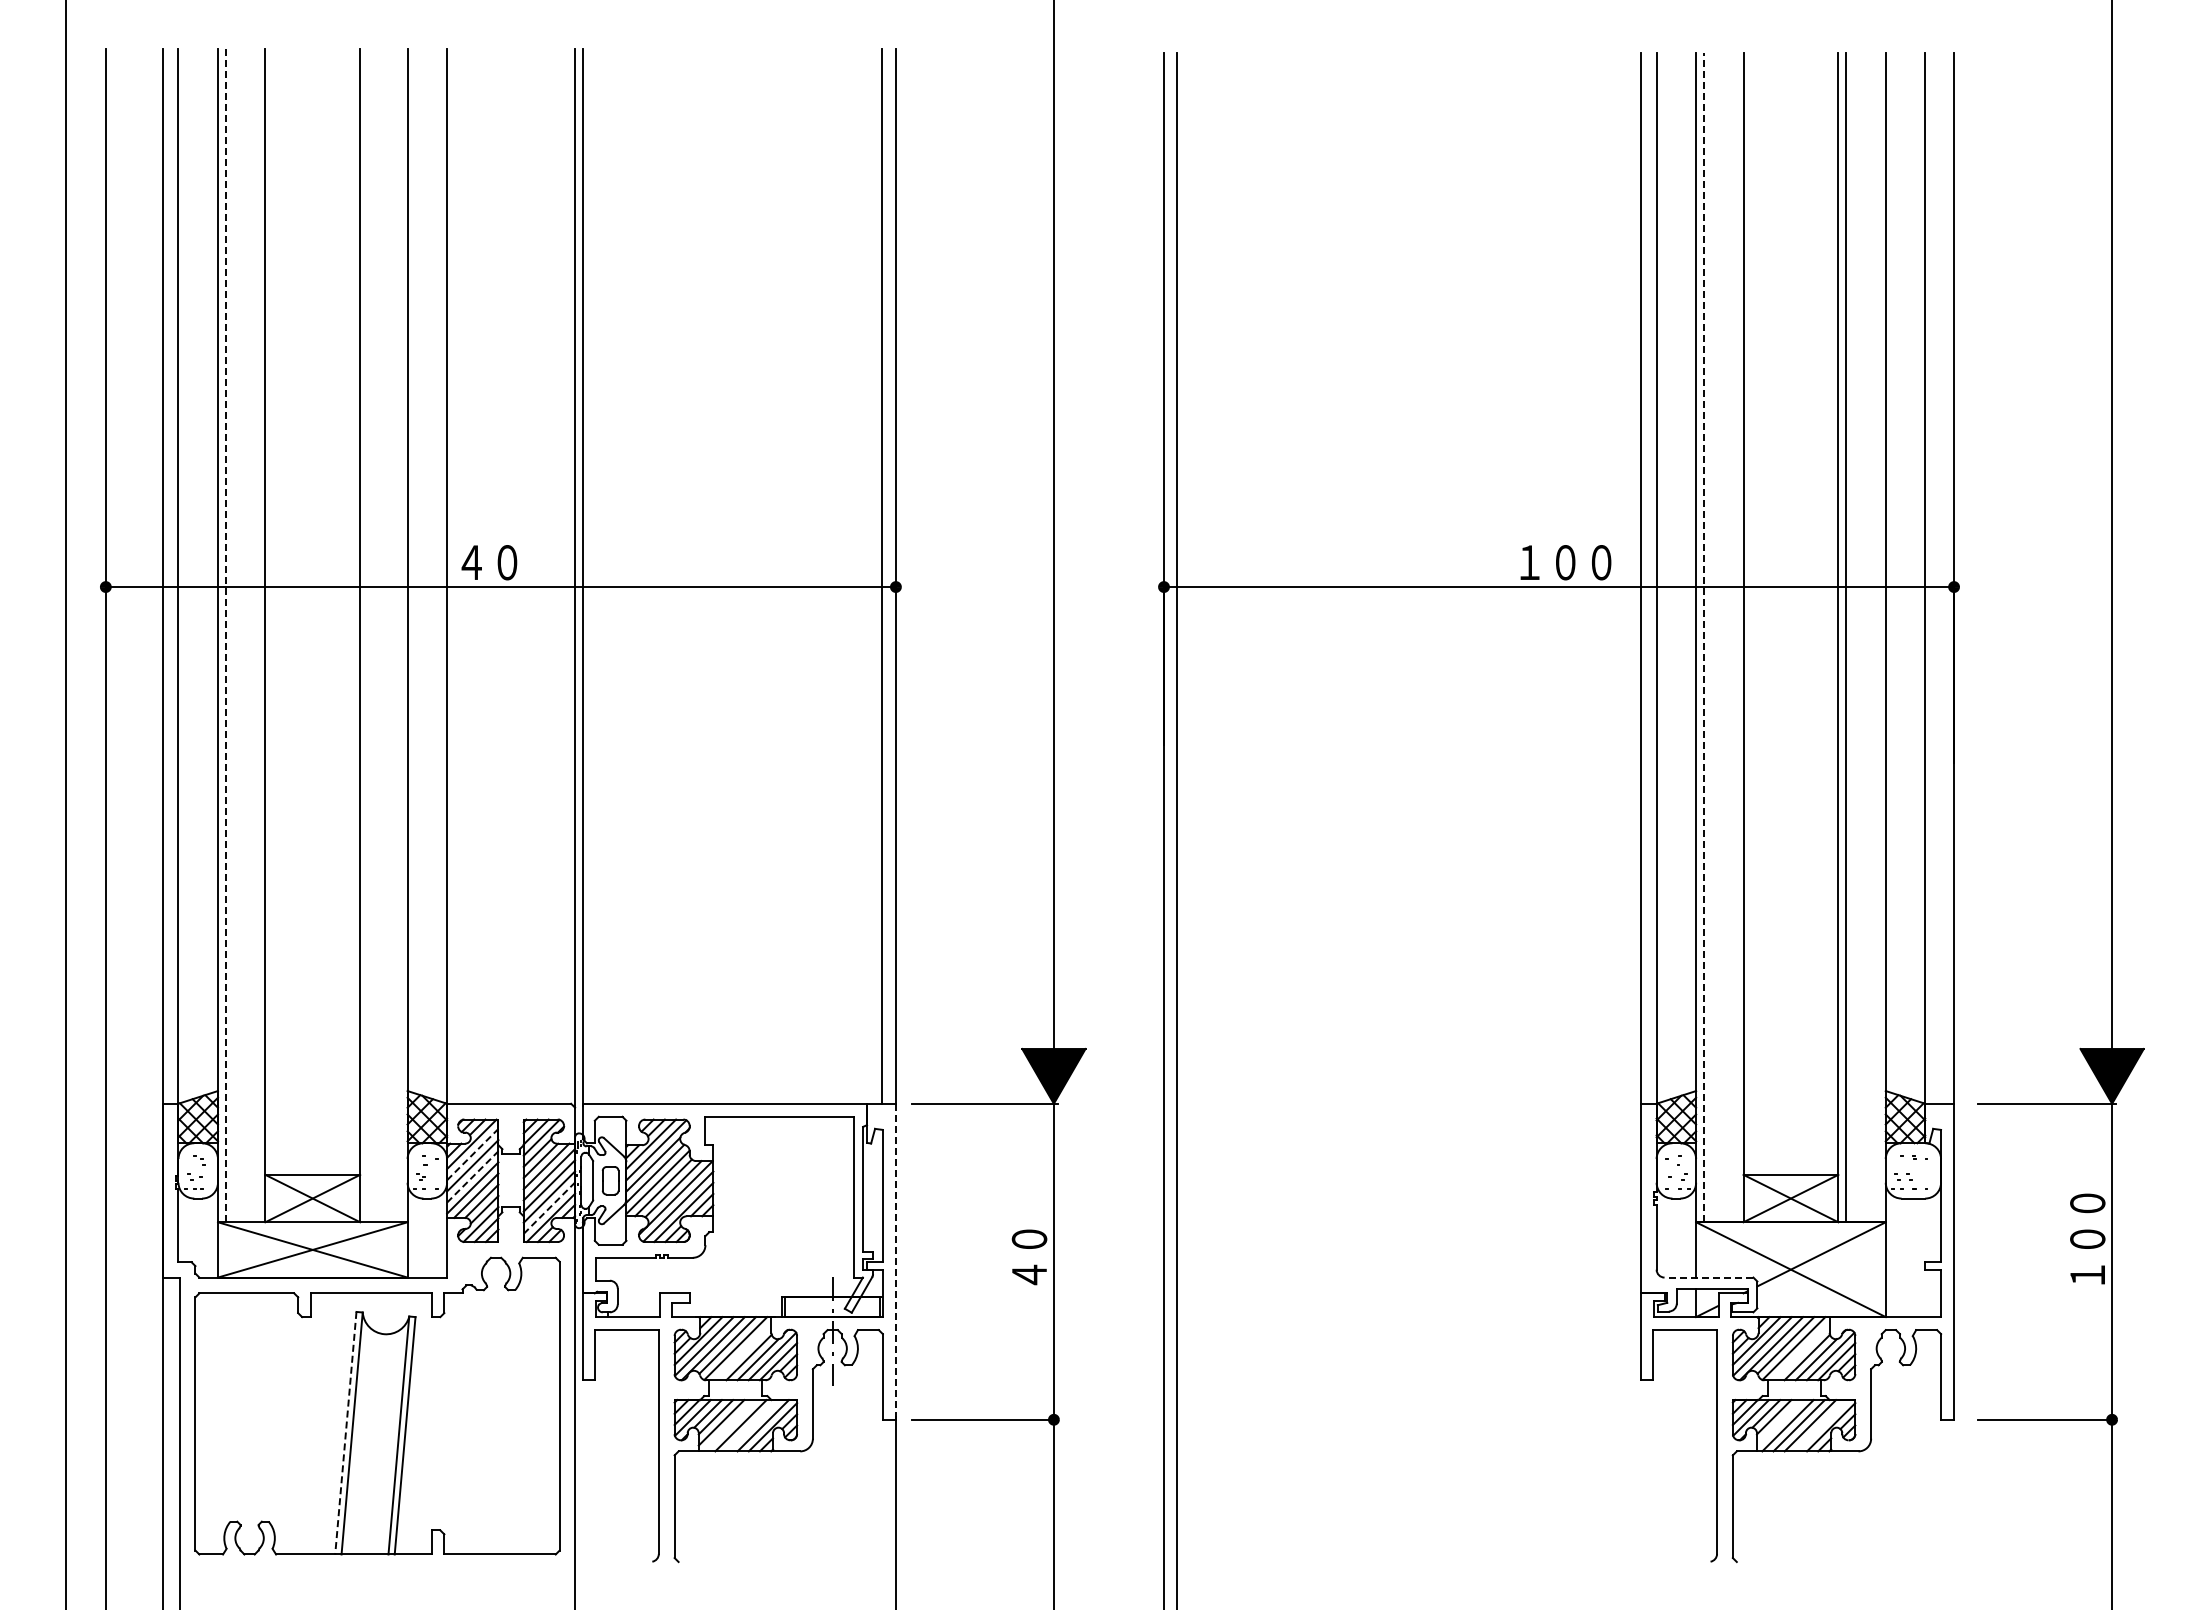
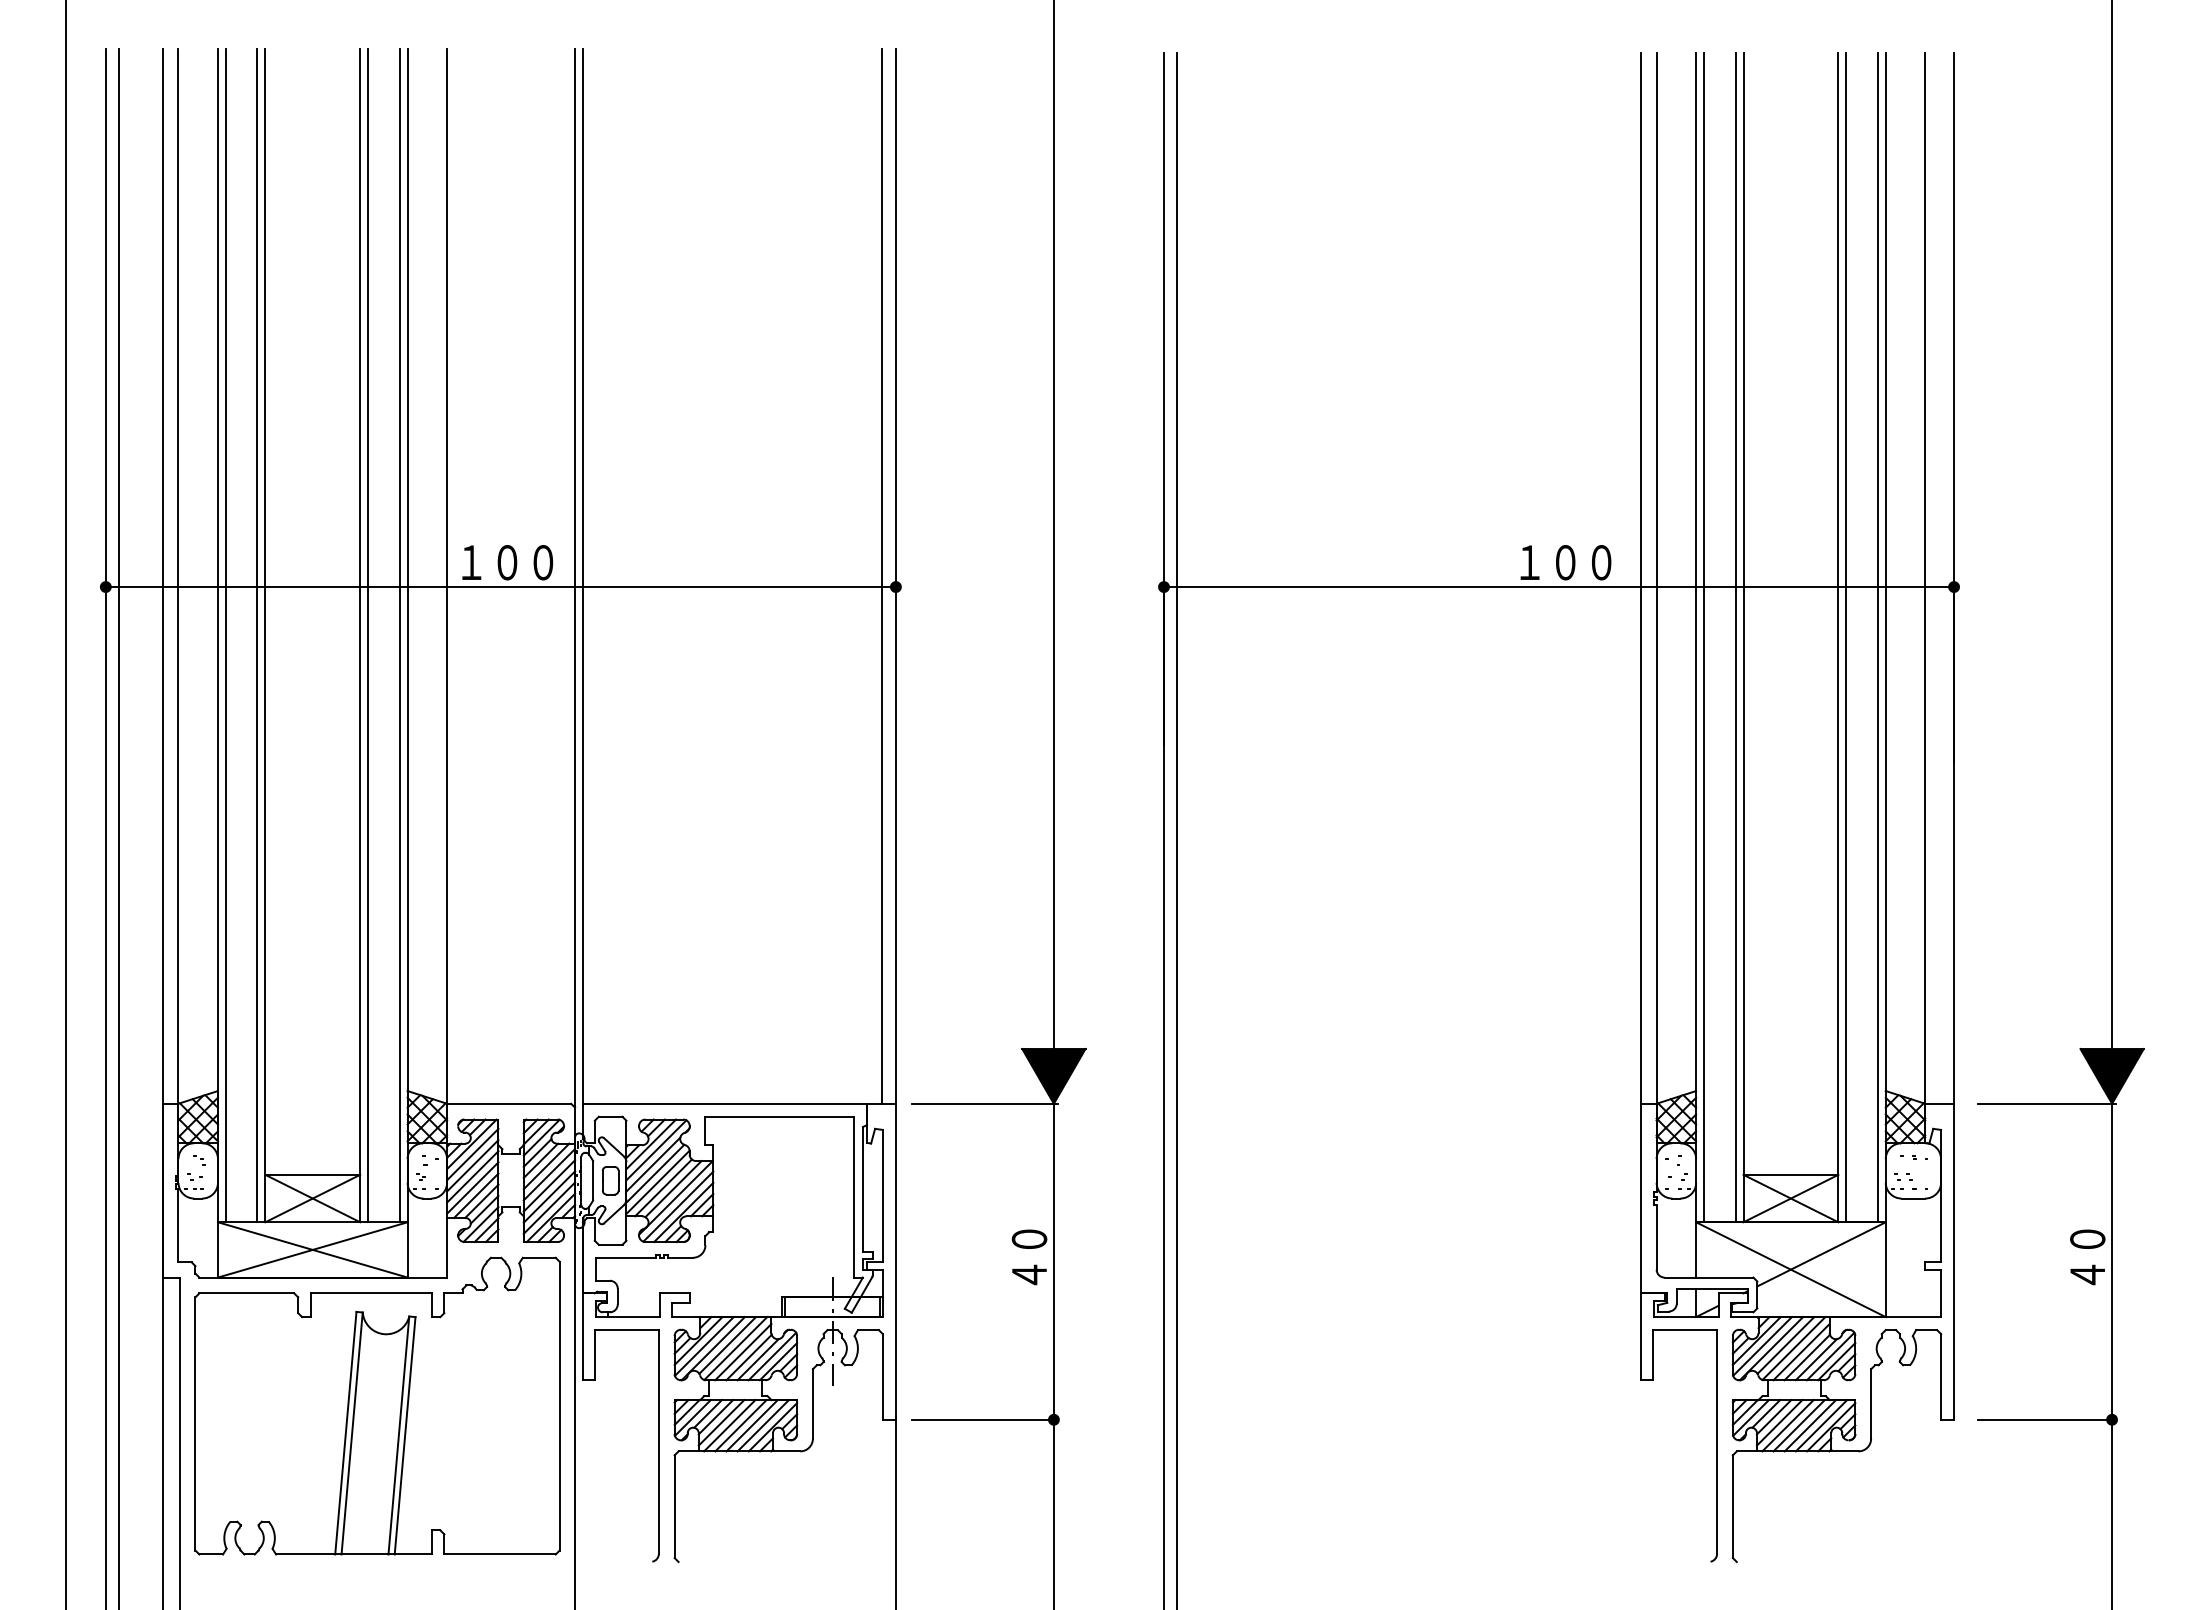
text: ４０ -> １００ (507, 562)
line: dashed -> solid (225, 635)
line: none -> present (257, 635)
line: none -> present (368, 635)
line: none -> present (399, 635)
line: dashed -> solid (1704, 637)
line: none -> present (1735, 637)
line: none -> present (1877, 637)
line: none -> present (118, 827)
line: dashed -> solid (473, 1154)
line: dashed -> solid (473, 1176)
line: dashed -> solid (549, 1207)
text: １００ -> ４０ (2087, 1239)
line: dashed -> solid (895, 1262)
line: dashed -> solid (1708, 1277)
line: none -> present (743, 1352)
line: none -> present (1801, 1352)
line: none -> present (1779, 1422)
line: none -> present (729, 1425)
line: none -> present (751, 1425)
line: none -> present (1821, 1425)
line: dashed -> solid (345, 1433)
